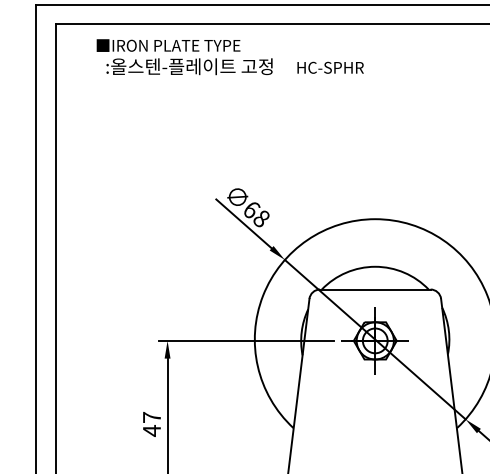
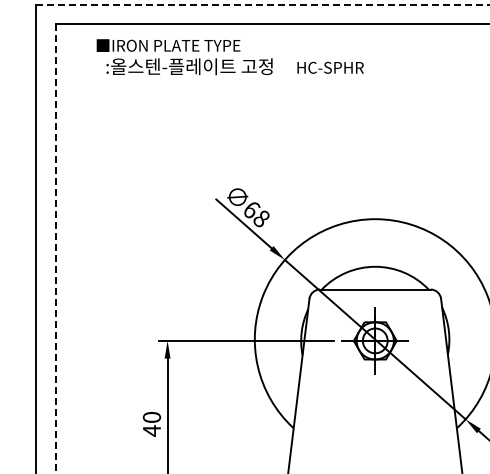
line: solid -> dashed (263, 4)
line: solid -> dashed (55, 249)
text: 47 -> 40 (151, 416)
